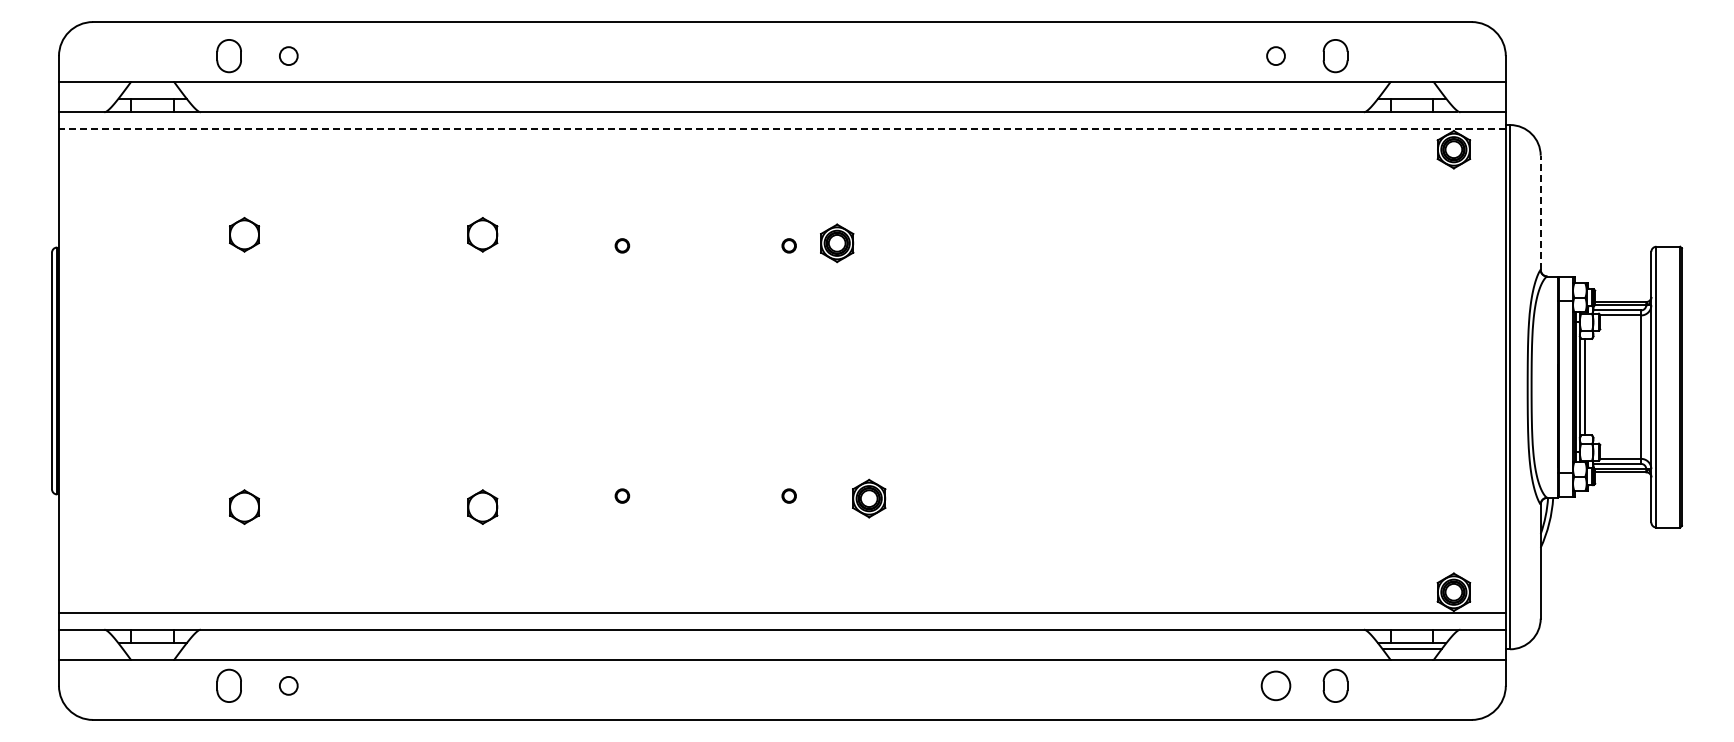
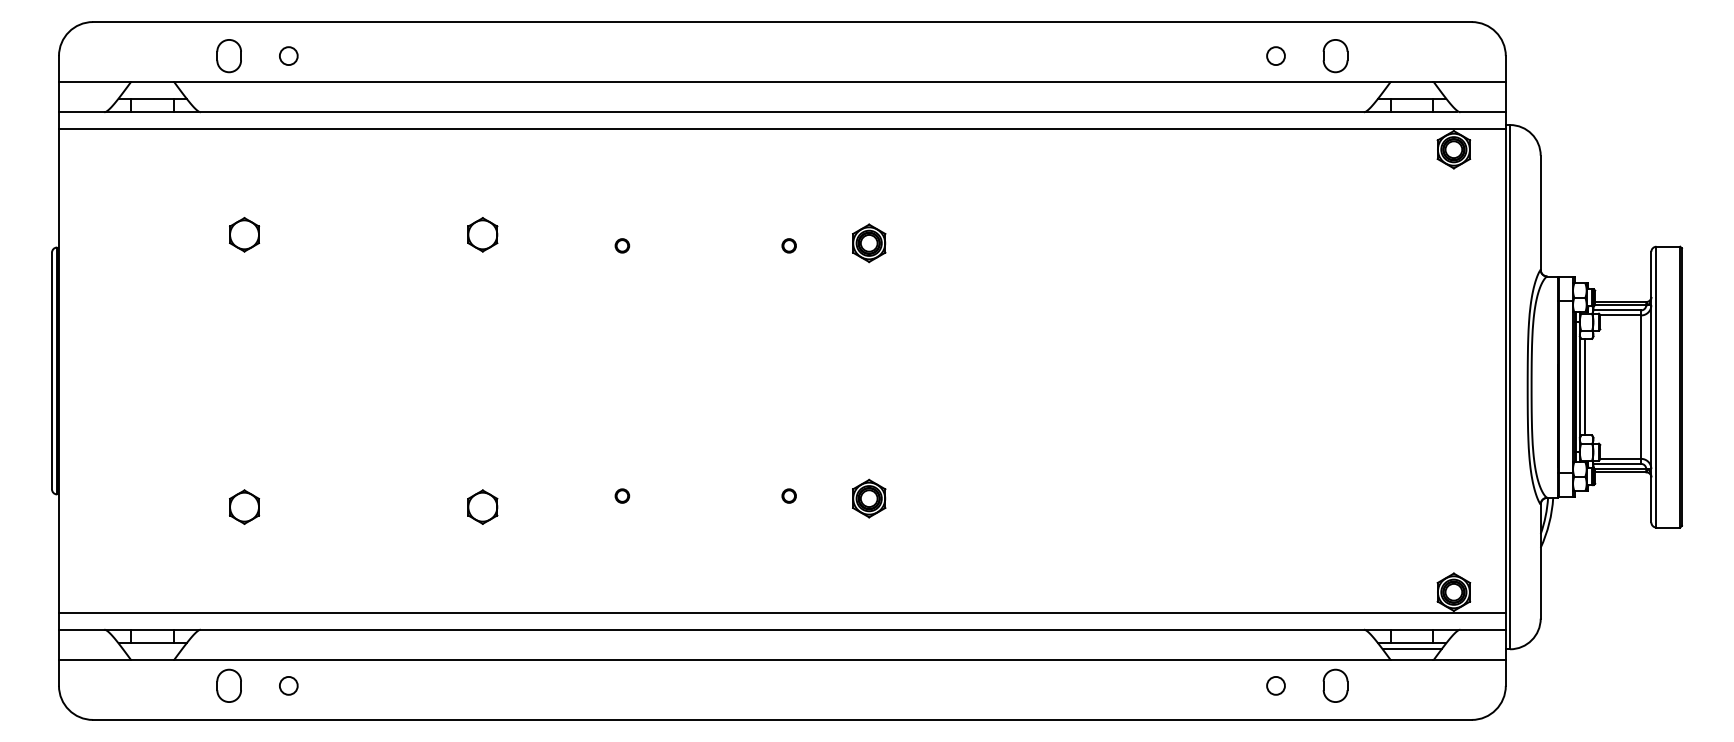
line: dashed -> solid (781, 129)
line: dashed -> solid (1540, 212)
part position: (837, 243) -> (869, 243) (869, 243)
circle diameter: 29 px -> 18 px (1275, 685)
